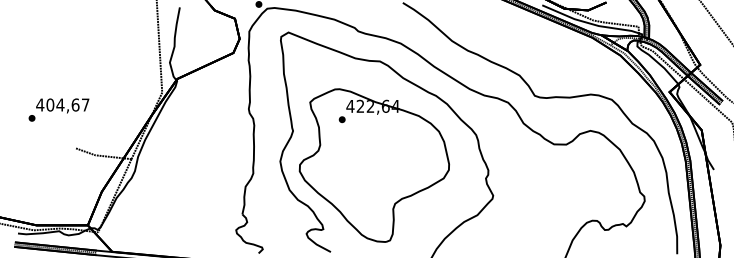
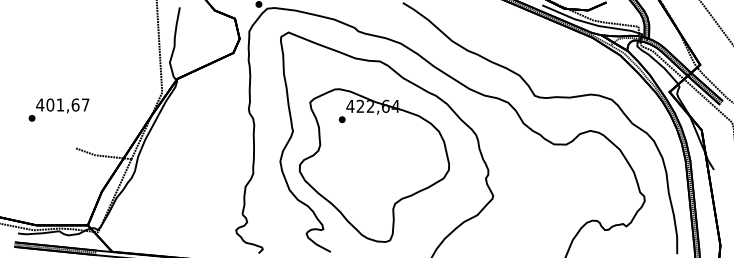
text: 404,67 -> 401,67 (60, 104)
